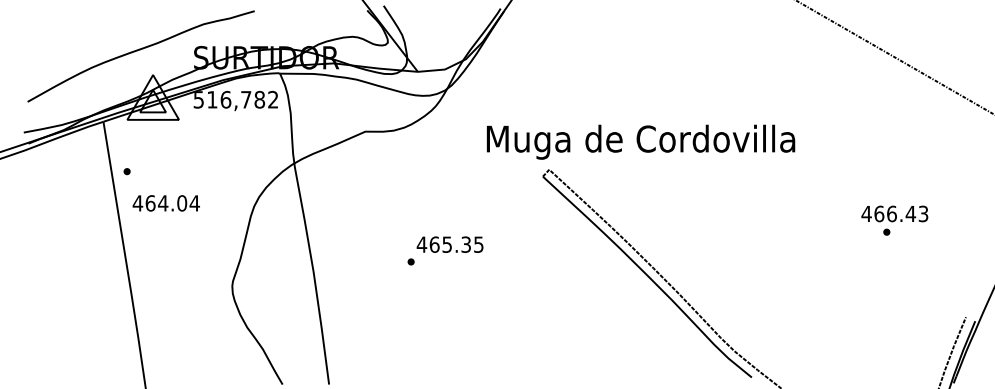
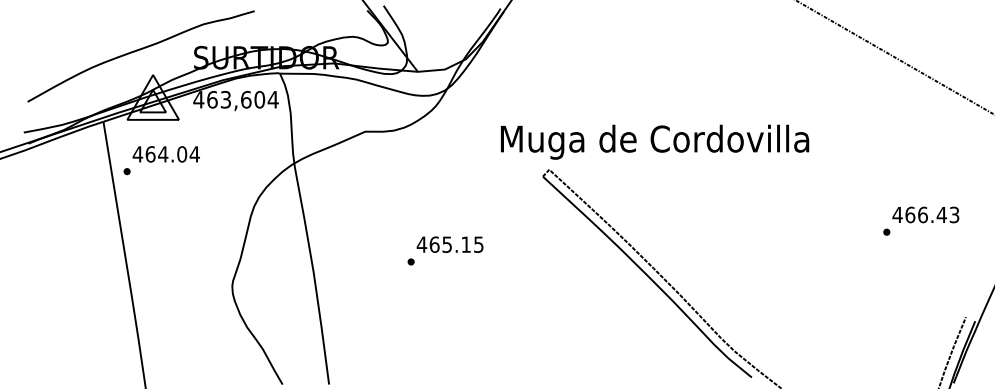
text: 516,782 -> 463,604 (235, 99)
text position: (641, 141) -> (655, 141) (655, 141)
text position: (165, 203) -> (165, 154) (165, 154)
text position: (894, 213) -> (925, 214) (925, 214)
text: 465.35 -> 465.15 (465, 244)
